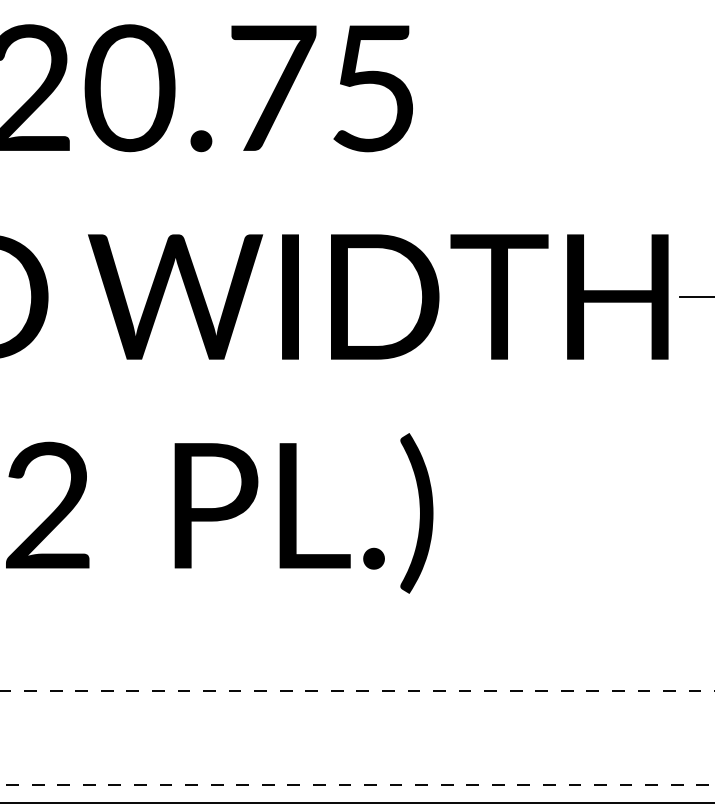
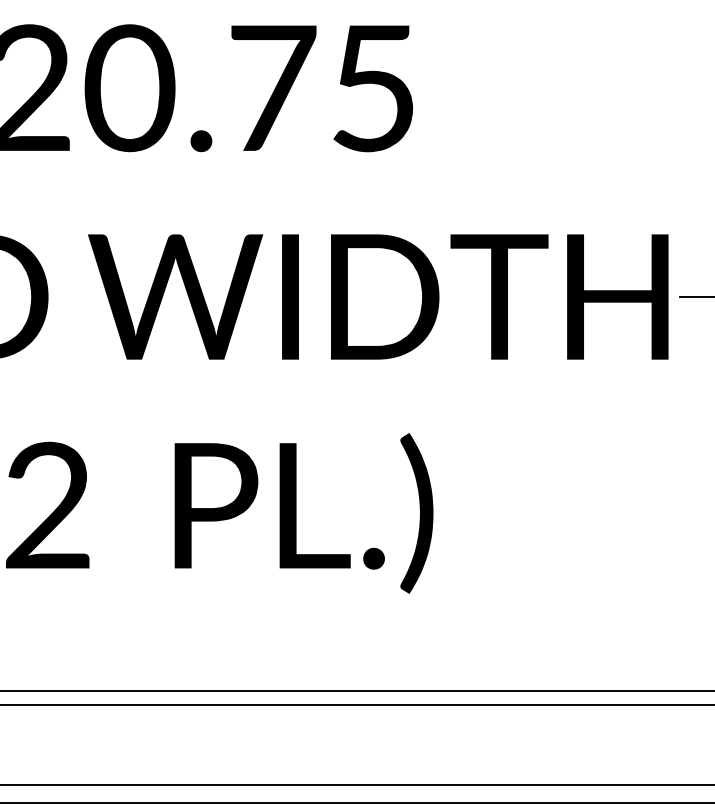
line: dashed -> solid (358, 691)
line: none -> present (356, 704)
line: dashed -> solid (357, 784)
